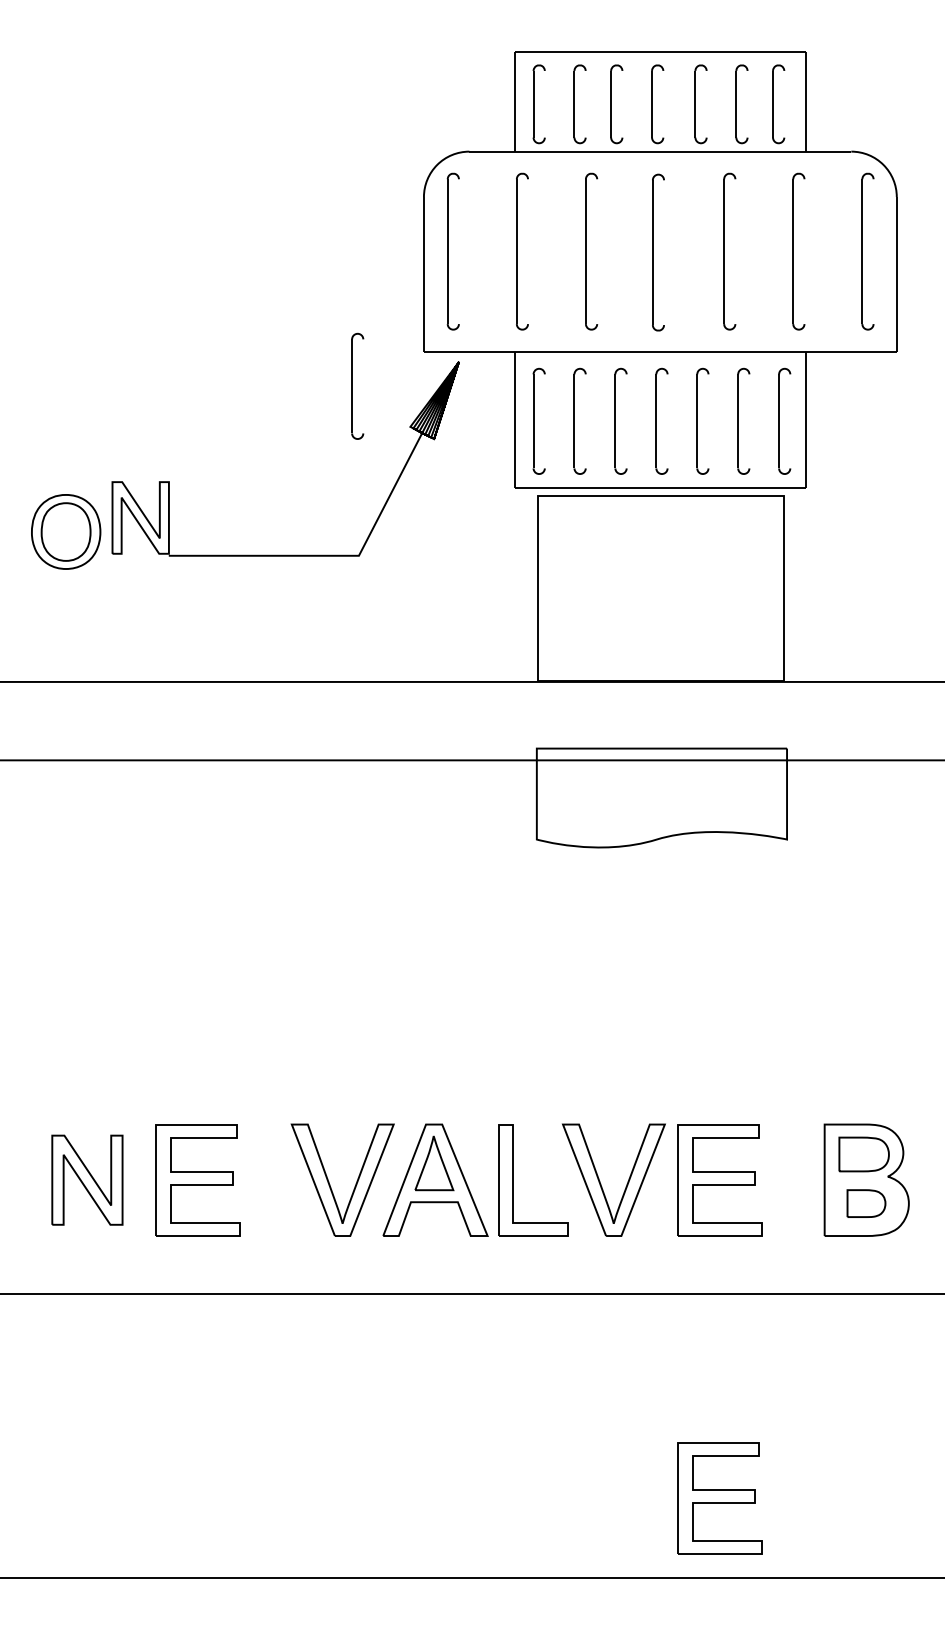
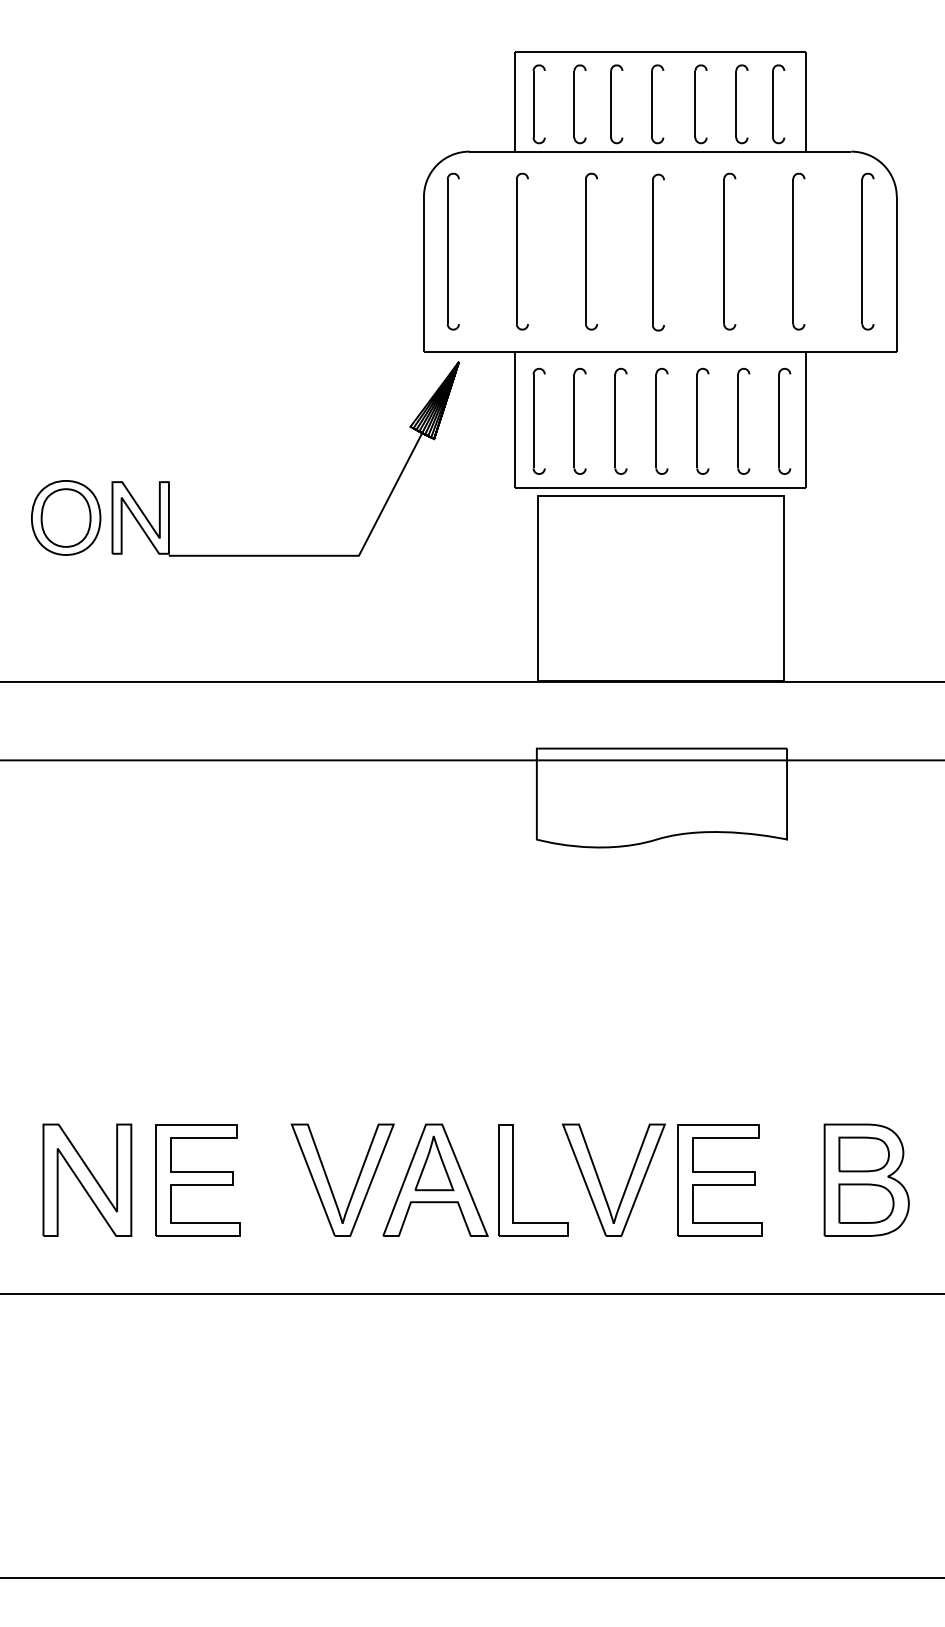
part: present -> none (357, 385)
part position: (66, 531) -> (66, 517) (66, 517)
part size: 73x92 px -> 91x114 px (87, 1179)
part size: 41x29 px -> 57x41 px (866, 1203)
part: present -> none (719, 1498)
